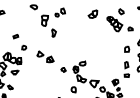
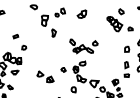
part position: (92, 13) -> (81, 13) (81, 13)
part: none -> present (83, 46)
part position: (45, 56) -> (45, 76) (45, 76)
